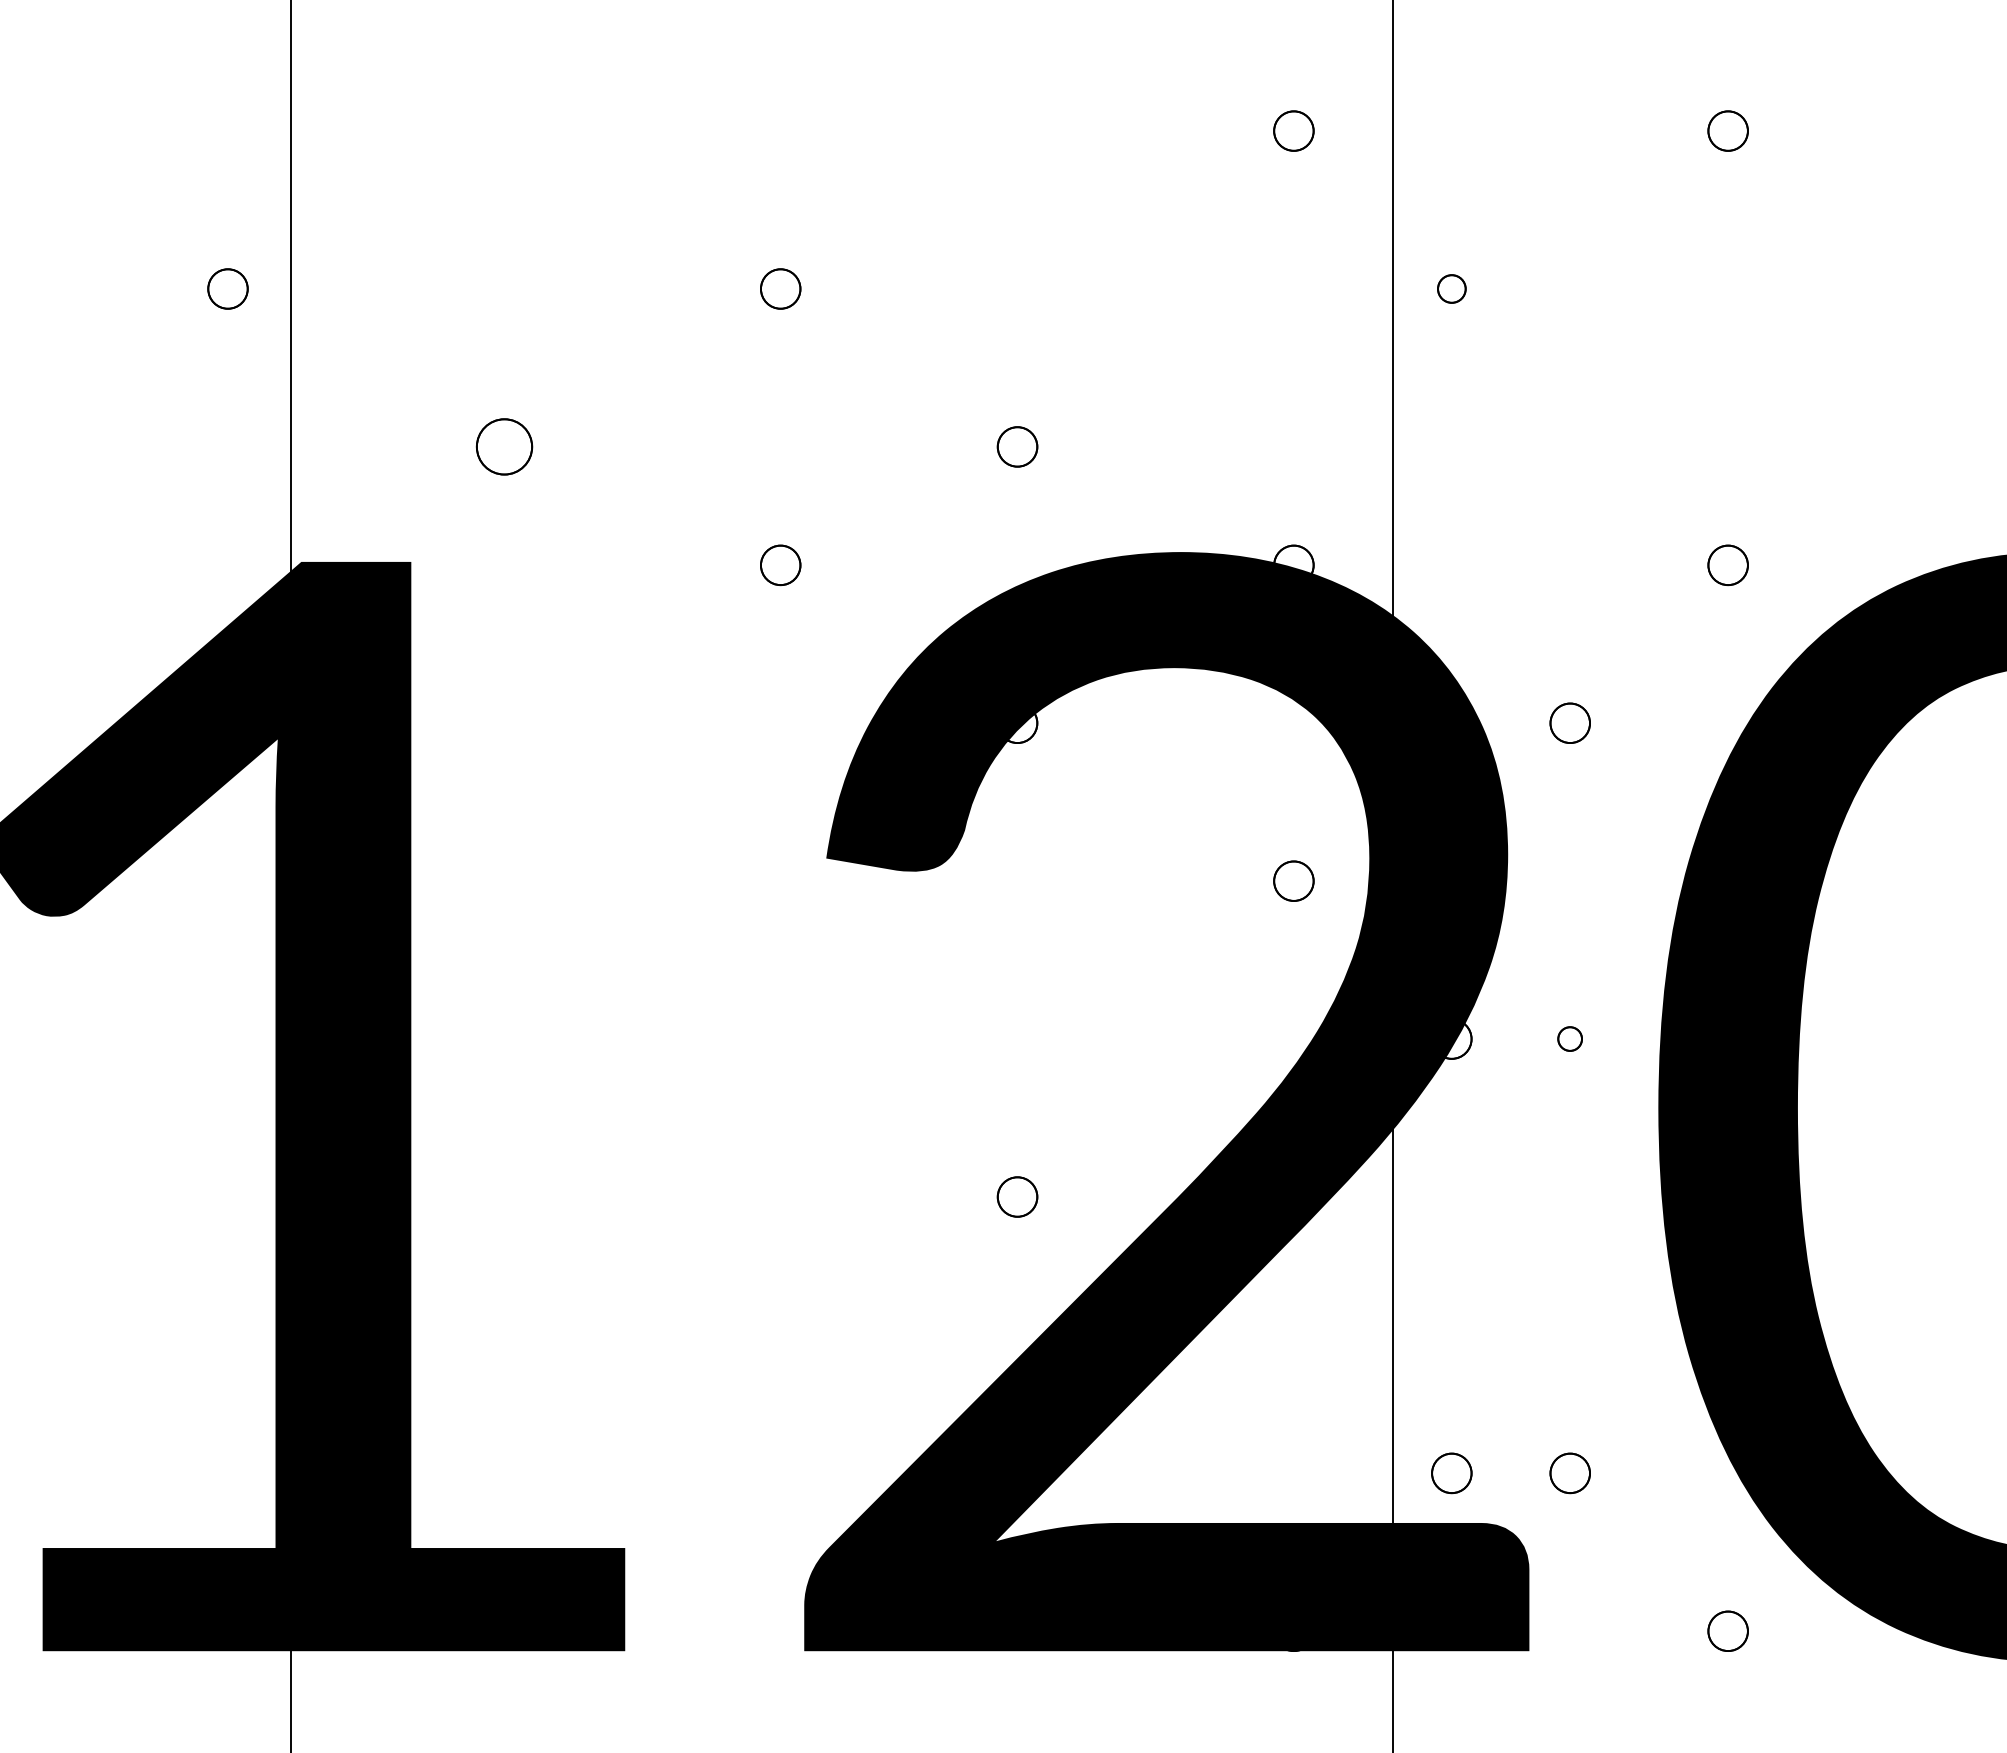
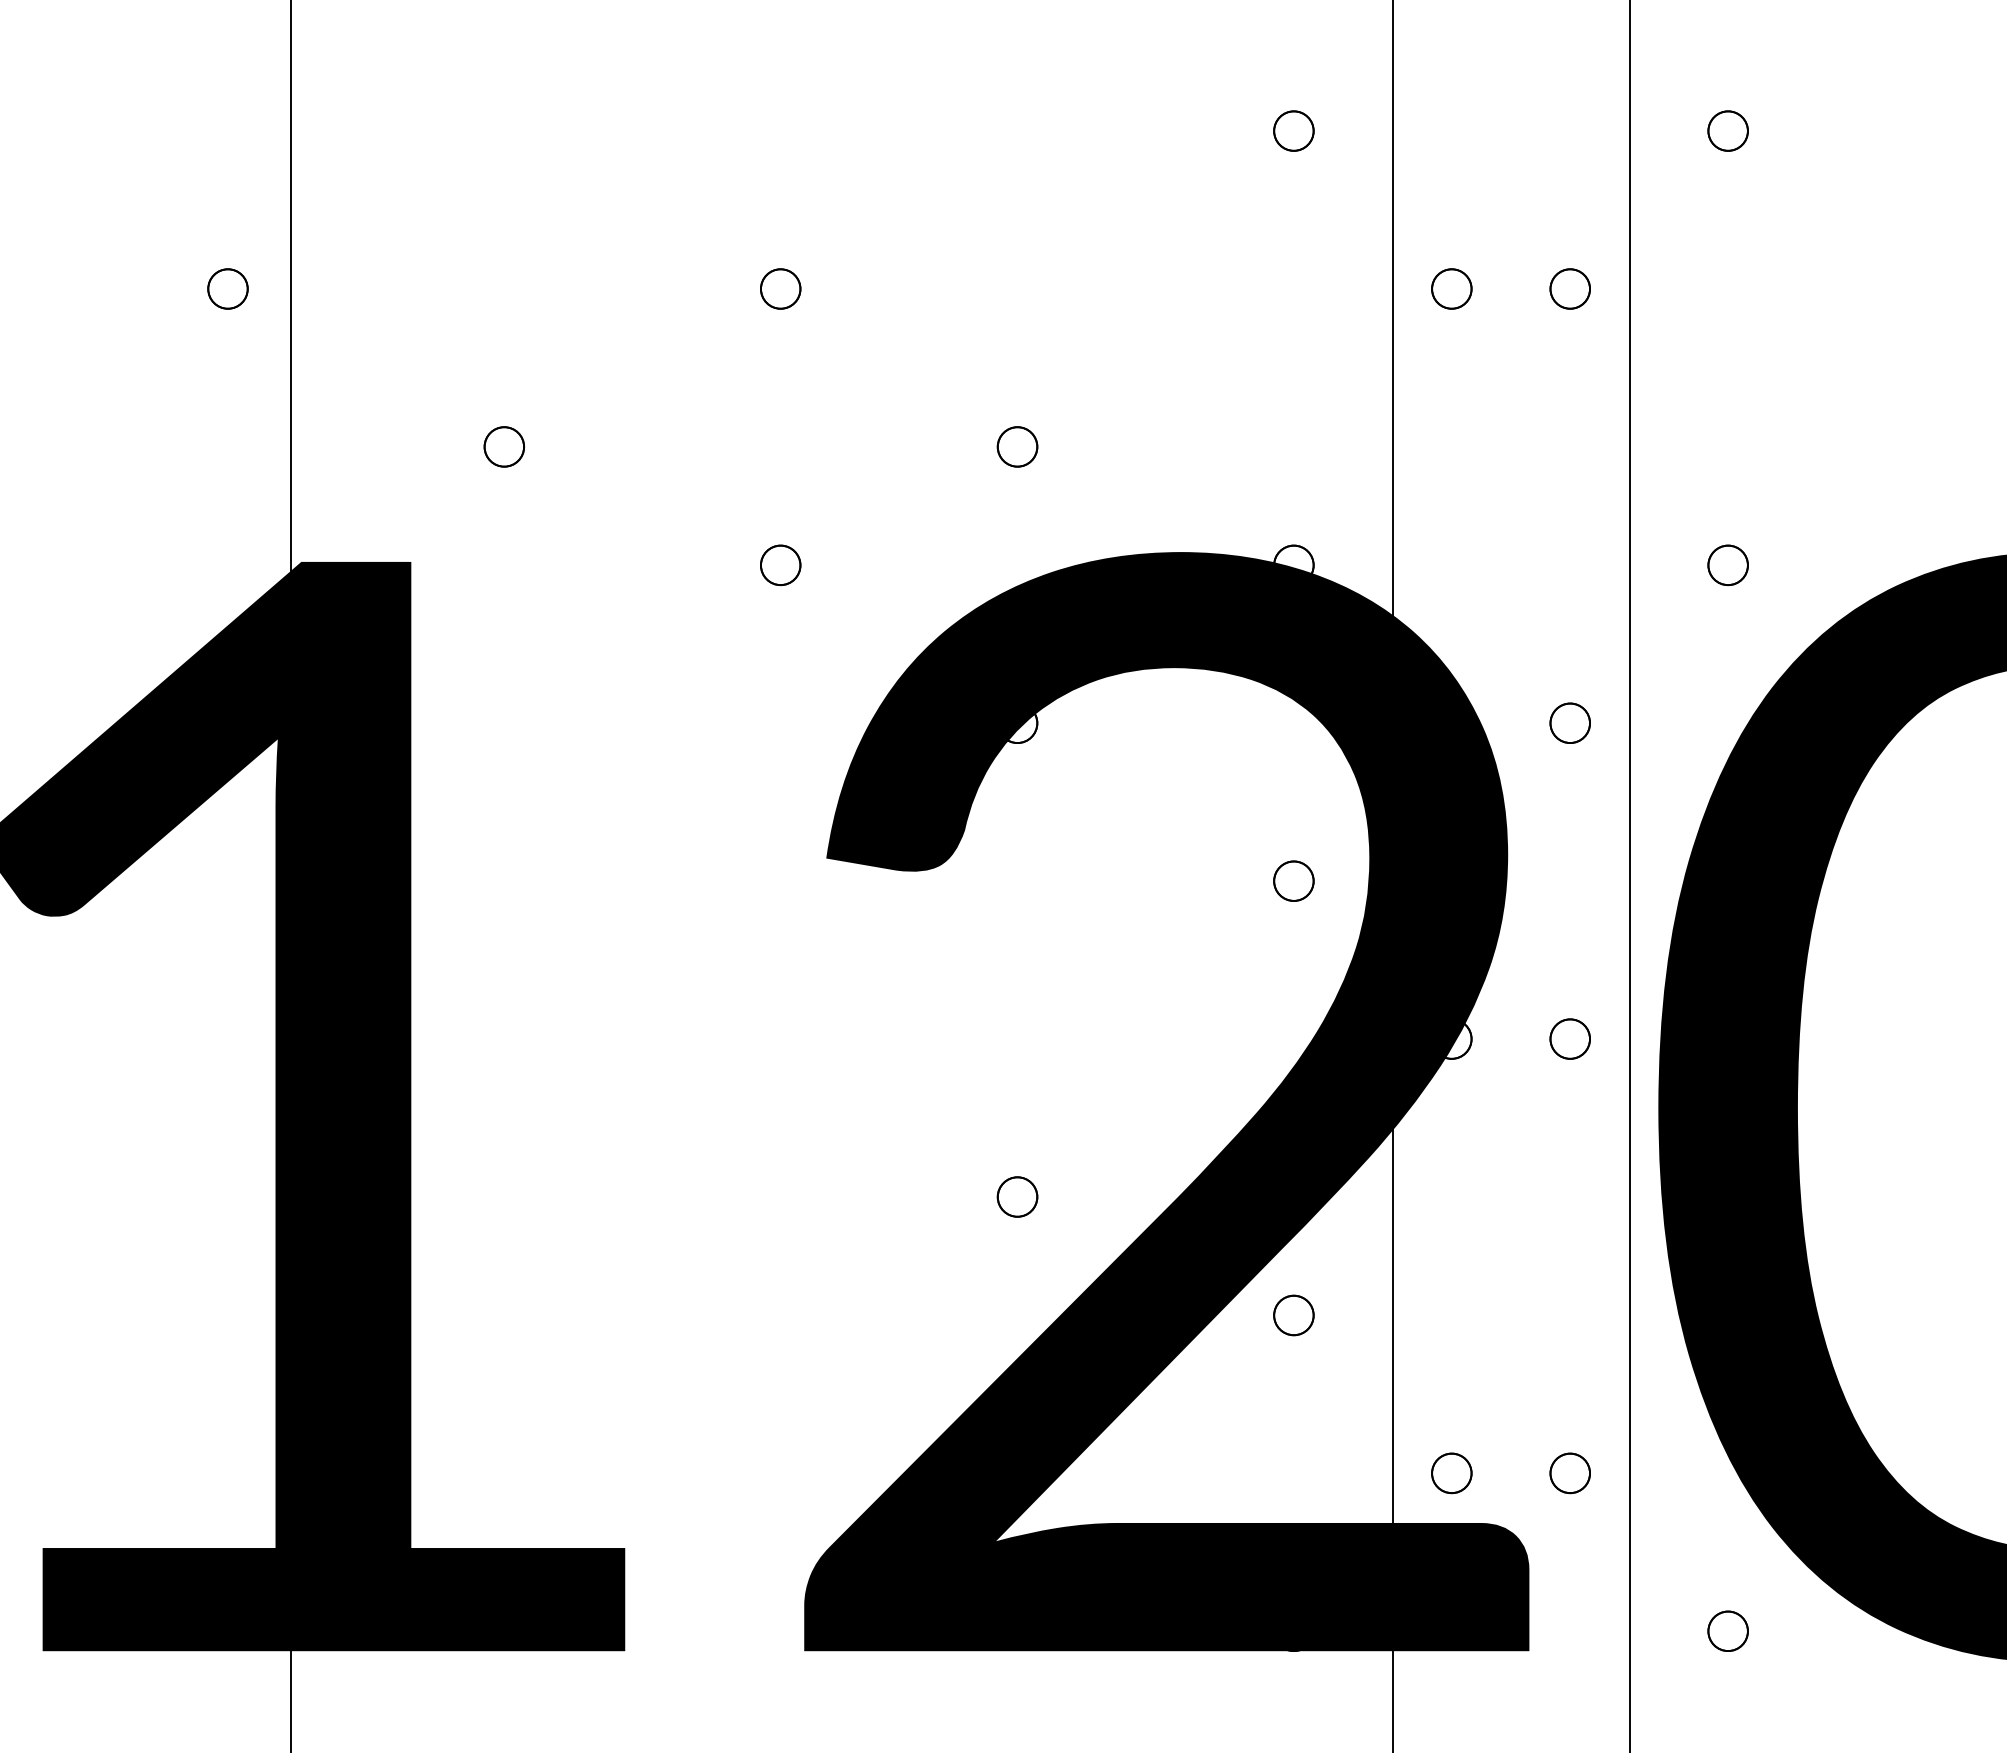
part size: 30x30 px -> 42x42 px (1451, 288)
part: none -> present (1569, 288)
part size: 59x58 px -> 42x42 px (503, 446)
line: none -> present (1629, 875)
part size: 26x26 px -> 42x42 px (1569, 1038)
part: none -> present (1293, 1315)
